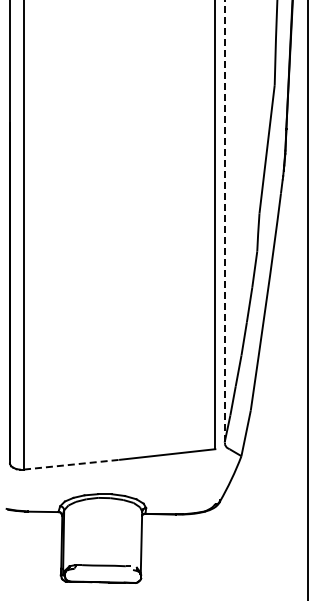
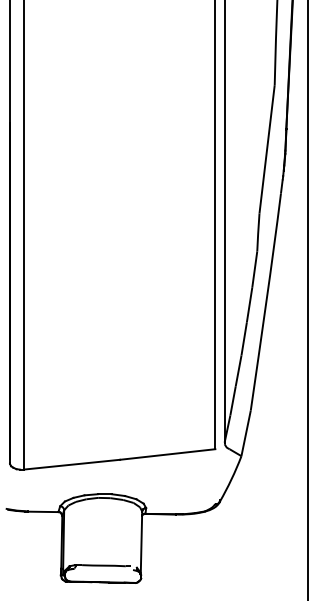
line: dashed -> solid (224, 221)
line: dashed -> solid (72, 464)
